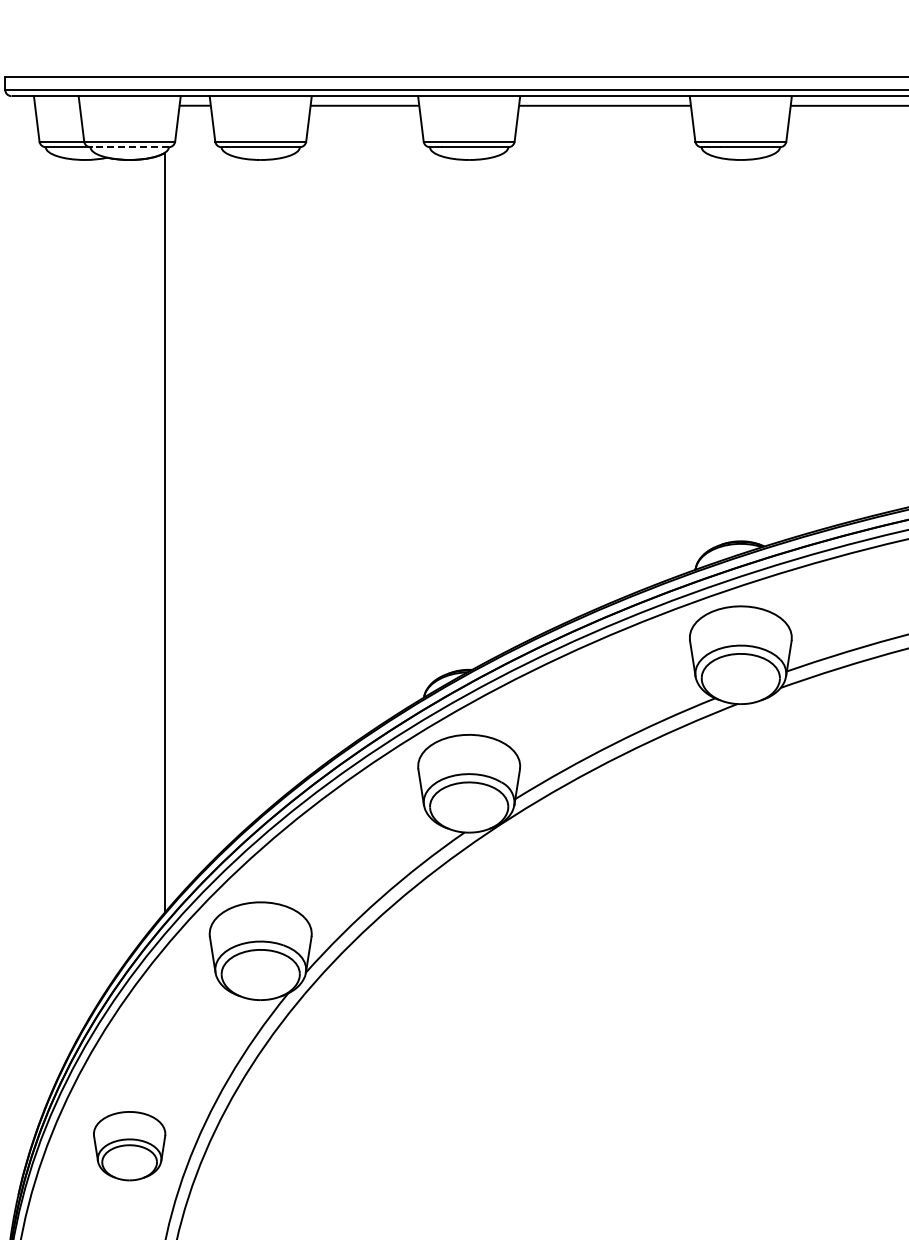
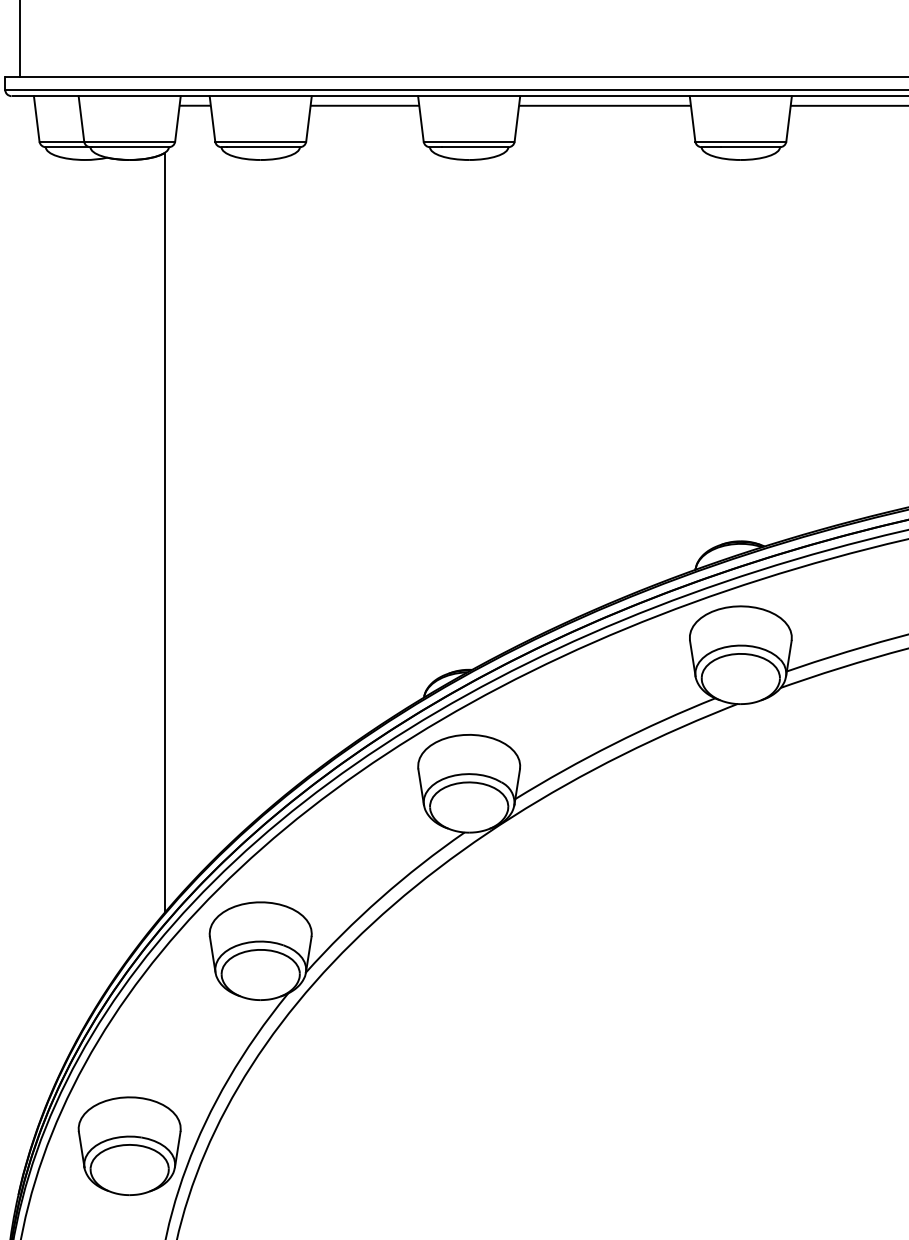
line: none -> present (19, 39)
line: dashed -> solid (129, 147)
part size: 74x71 px -> 105x100 px (129, 1145)
